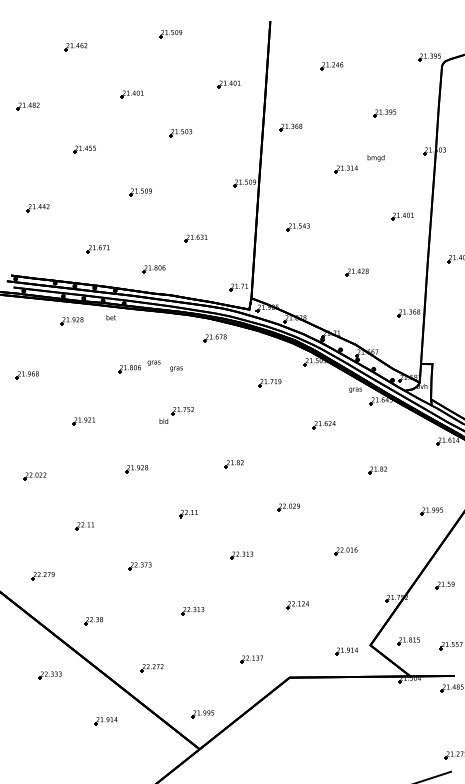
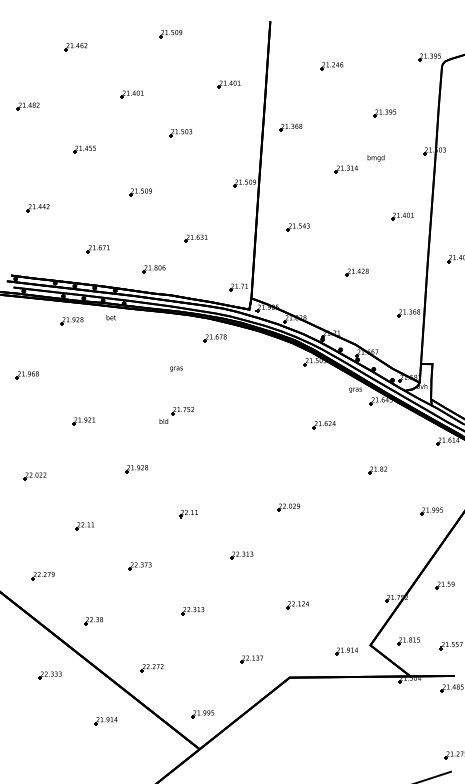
part: present -> none (139, 366)
part: present -> none (269, 383)
part: present -> none (233, 464)
part: present -> none (345, 551)
